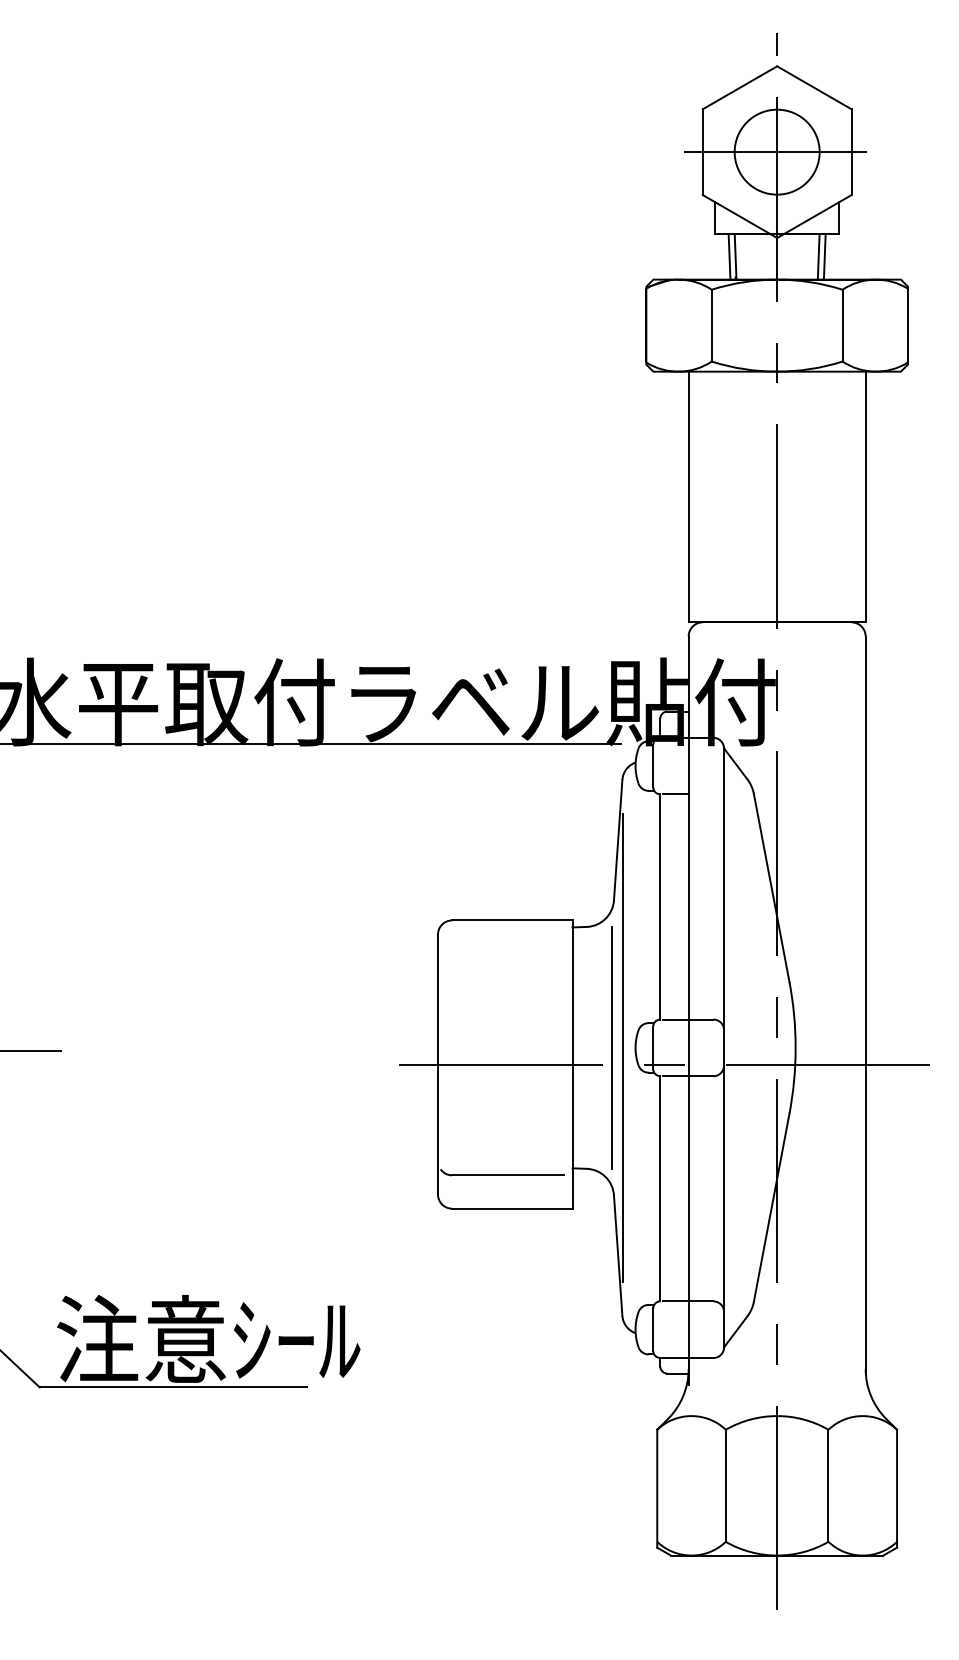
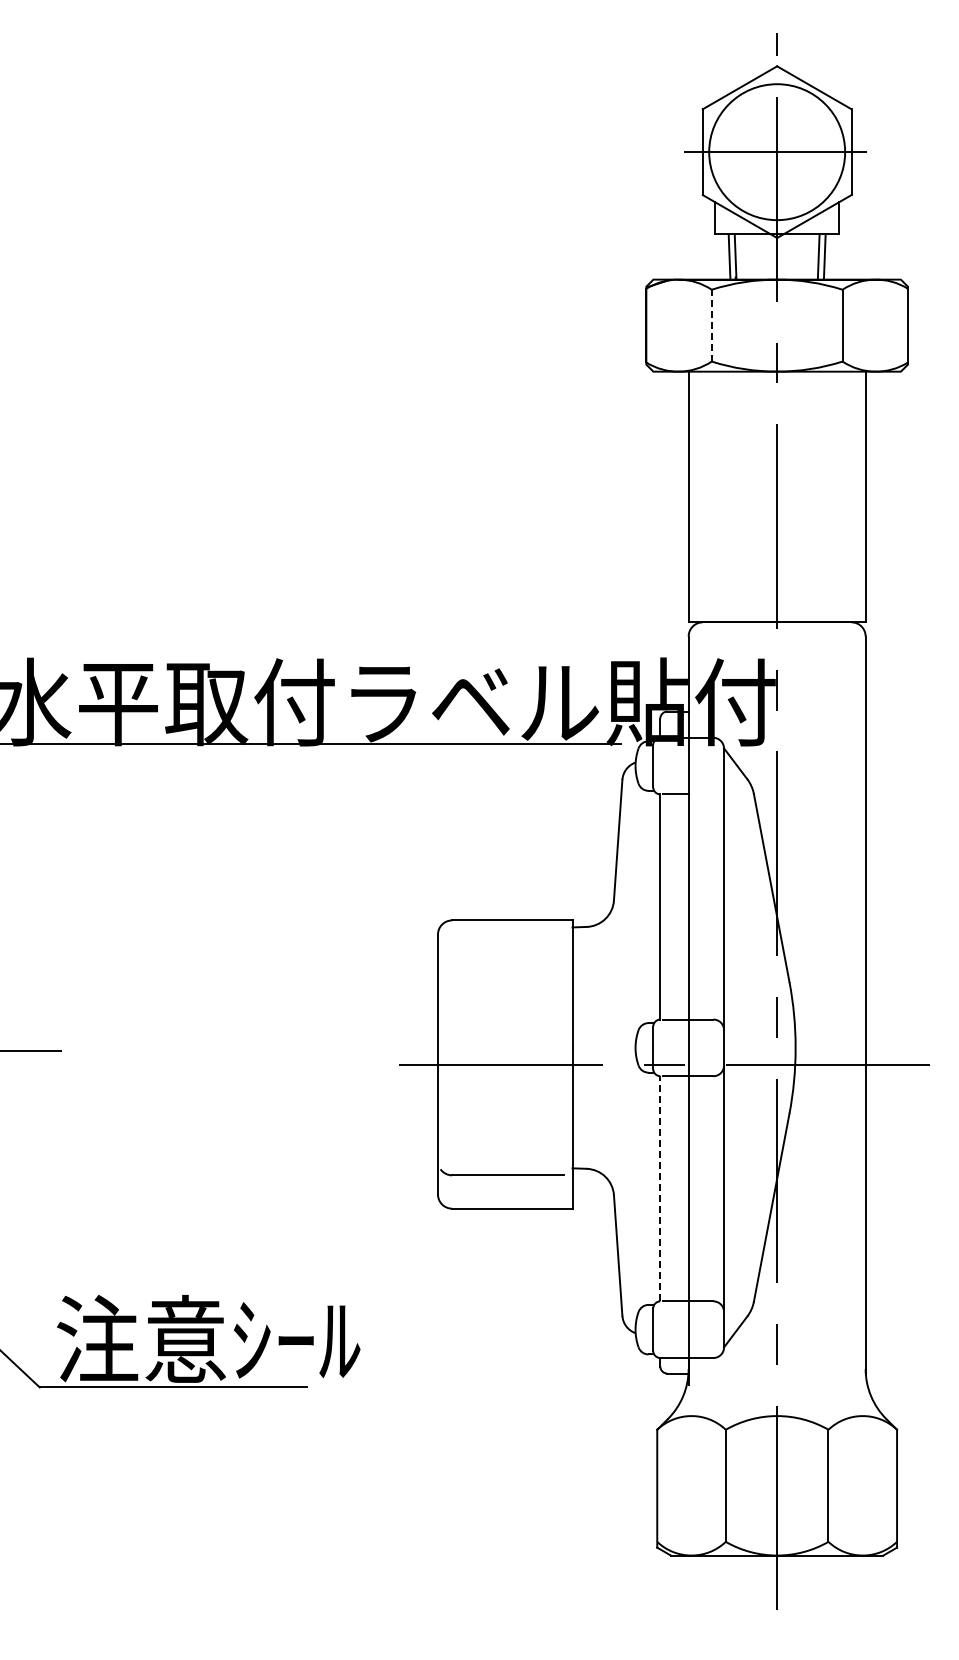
circle diameter: 85 px -> 136 px (777, 152)
line: solid -> dashed (711, 325)
line: present -> none (612, 1047)
line: present -> none (623, 1047)
line: solid -> dashed (660, 1188)
